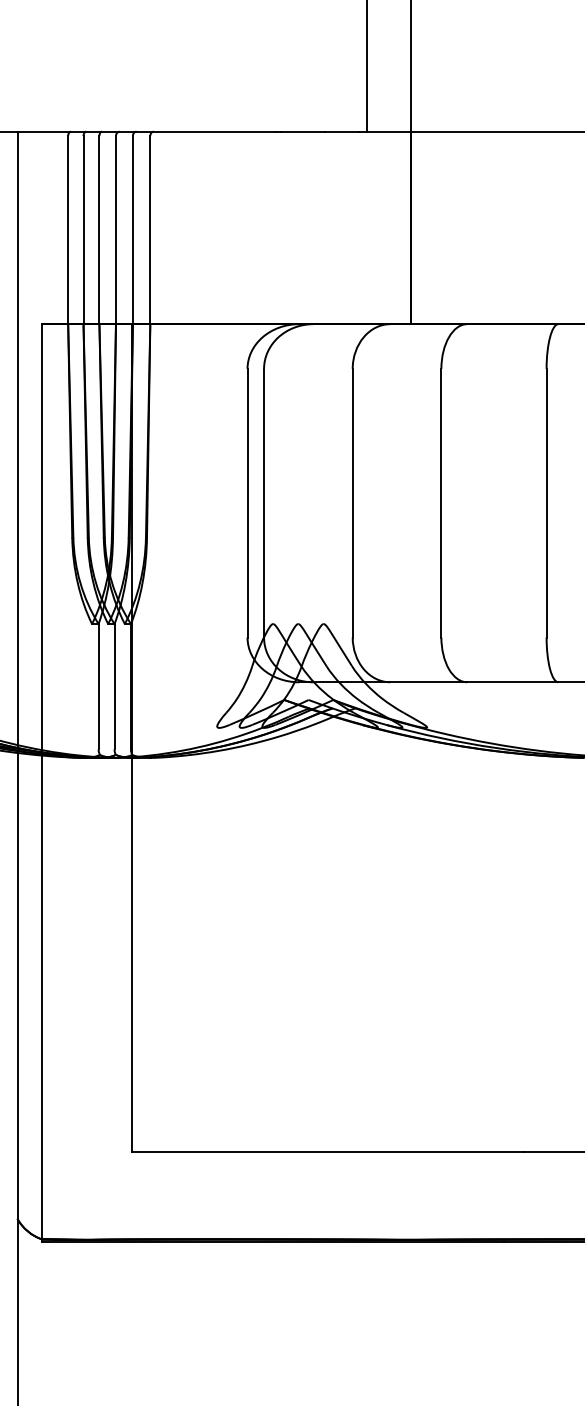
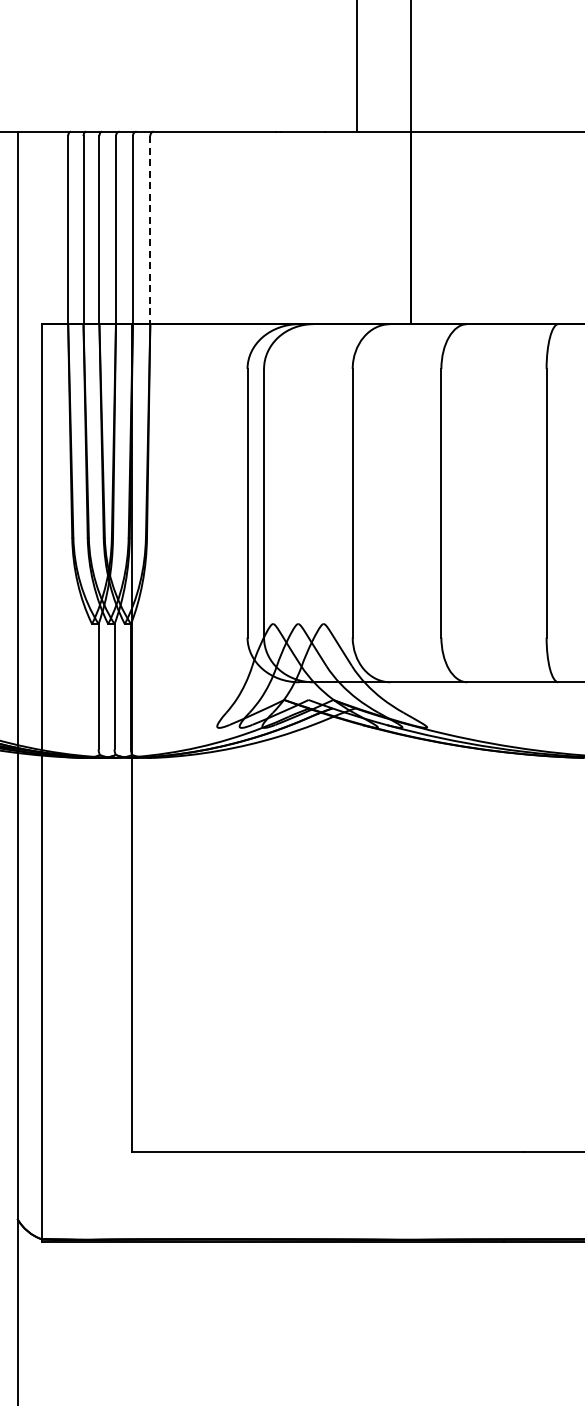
line position: (366, 66) -> (356, 66) (356, 66)
line: solid -> dashed (150, 230)
